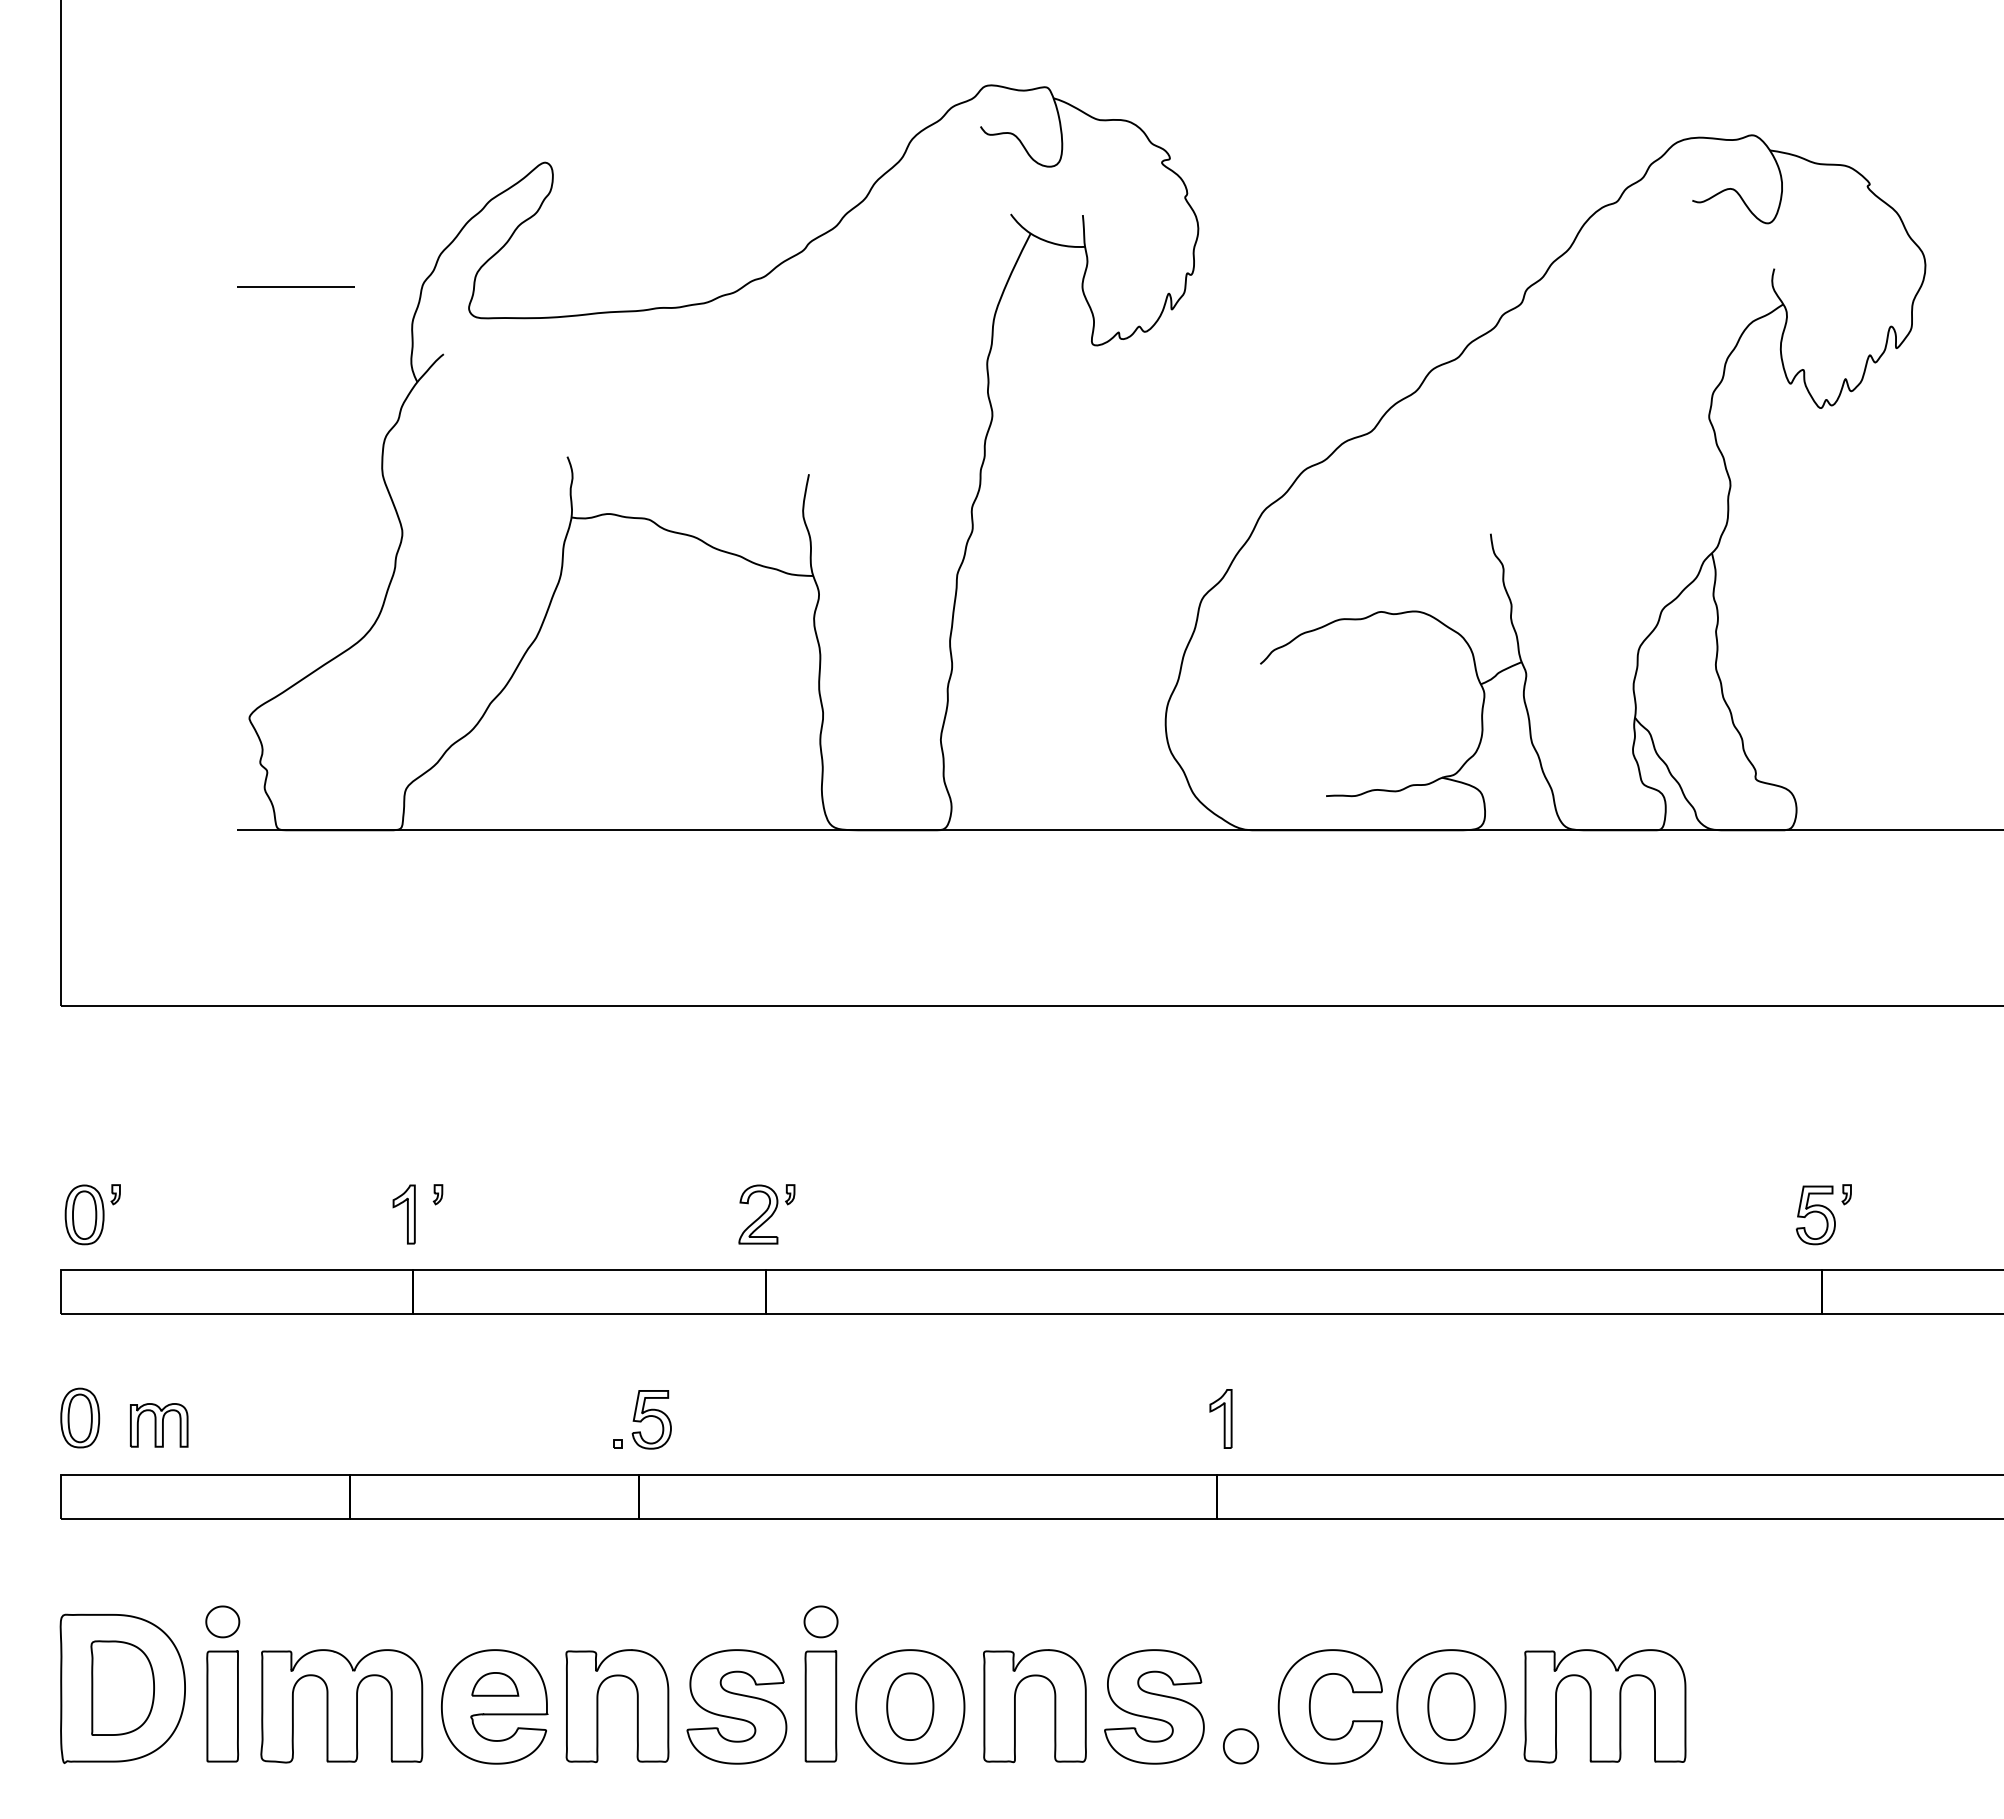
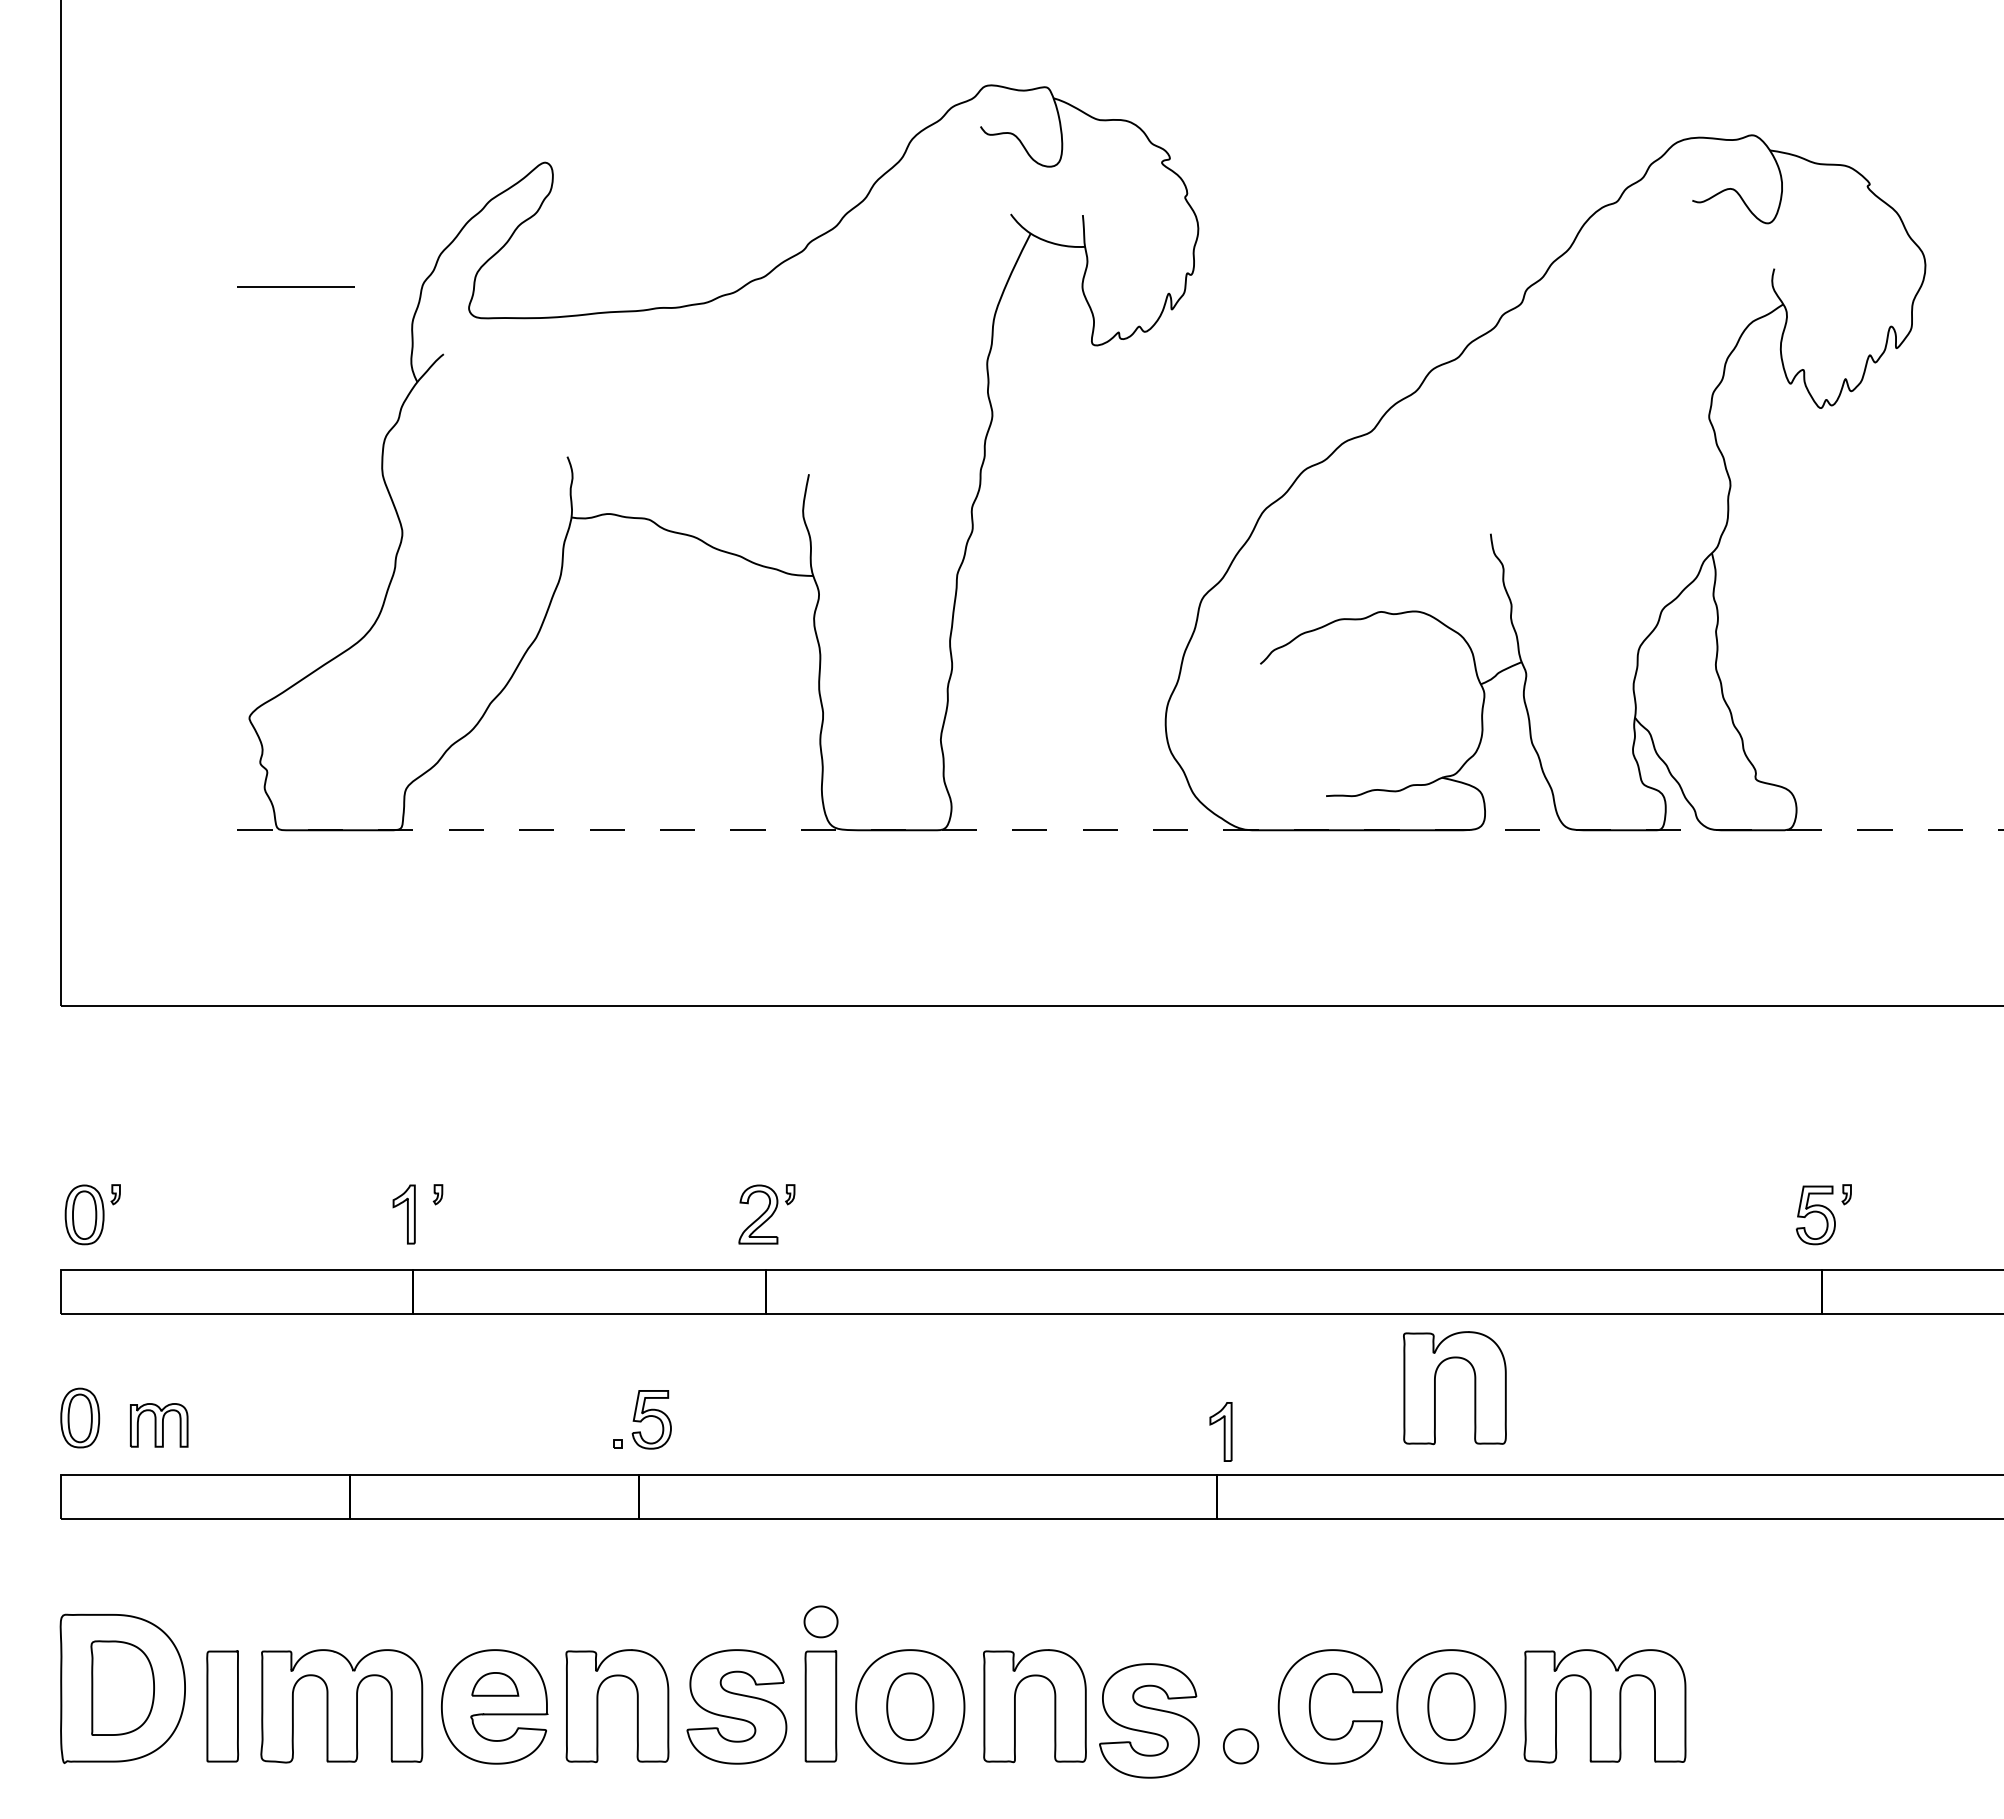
line: solid -> dashed (1121, 830)
part: none -> present (1435, 1388)
part position: (1220, 1418) -> (1220, 1431) (1220, 1431)
part: present -> none (222, 1621)
part position: (1154, 1706) -> (1149, 1720) (1149, 1720)
